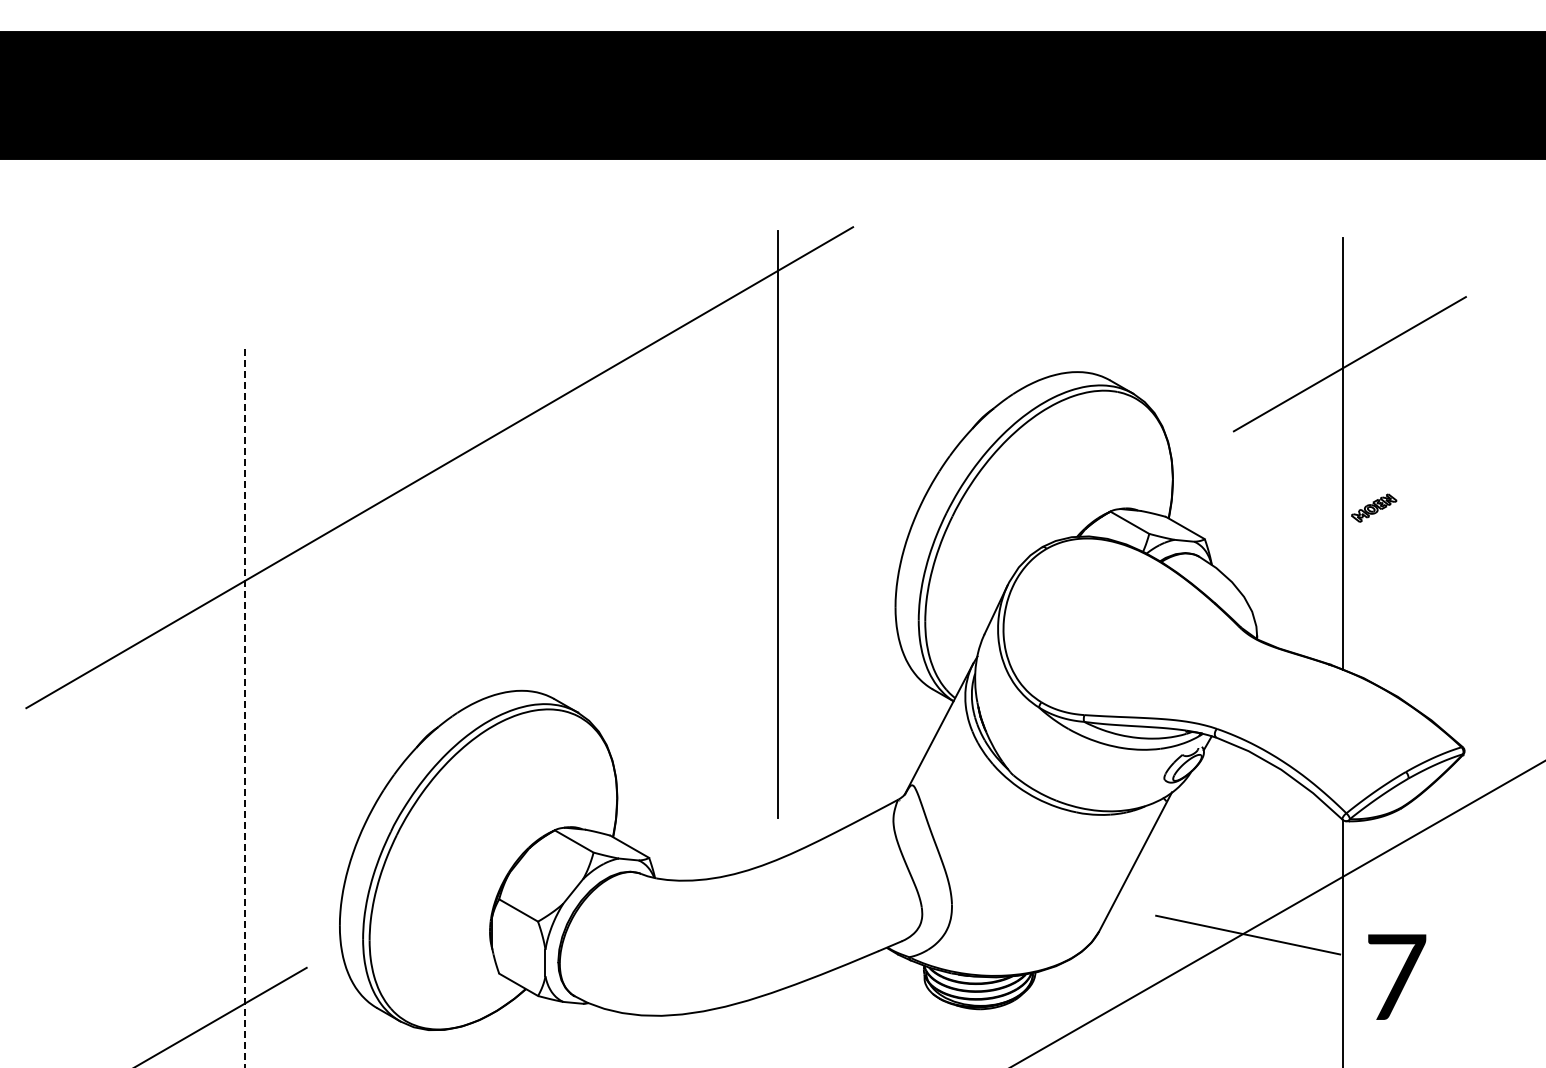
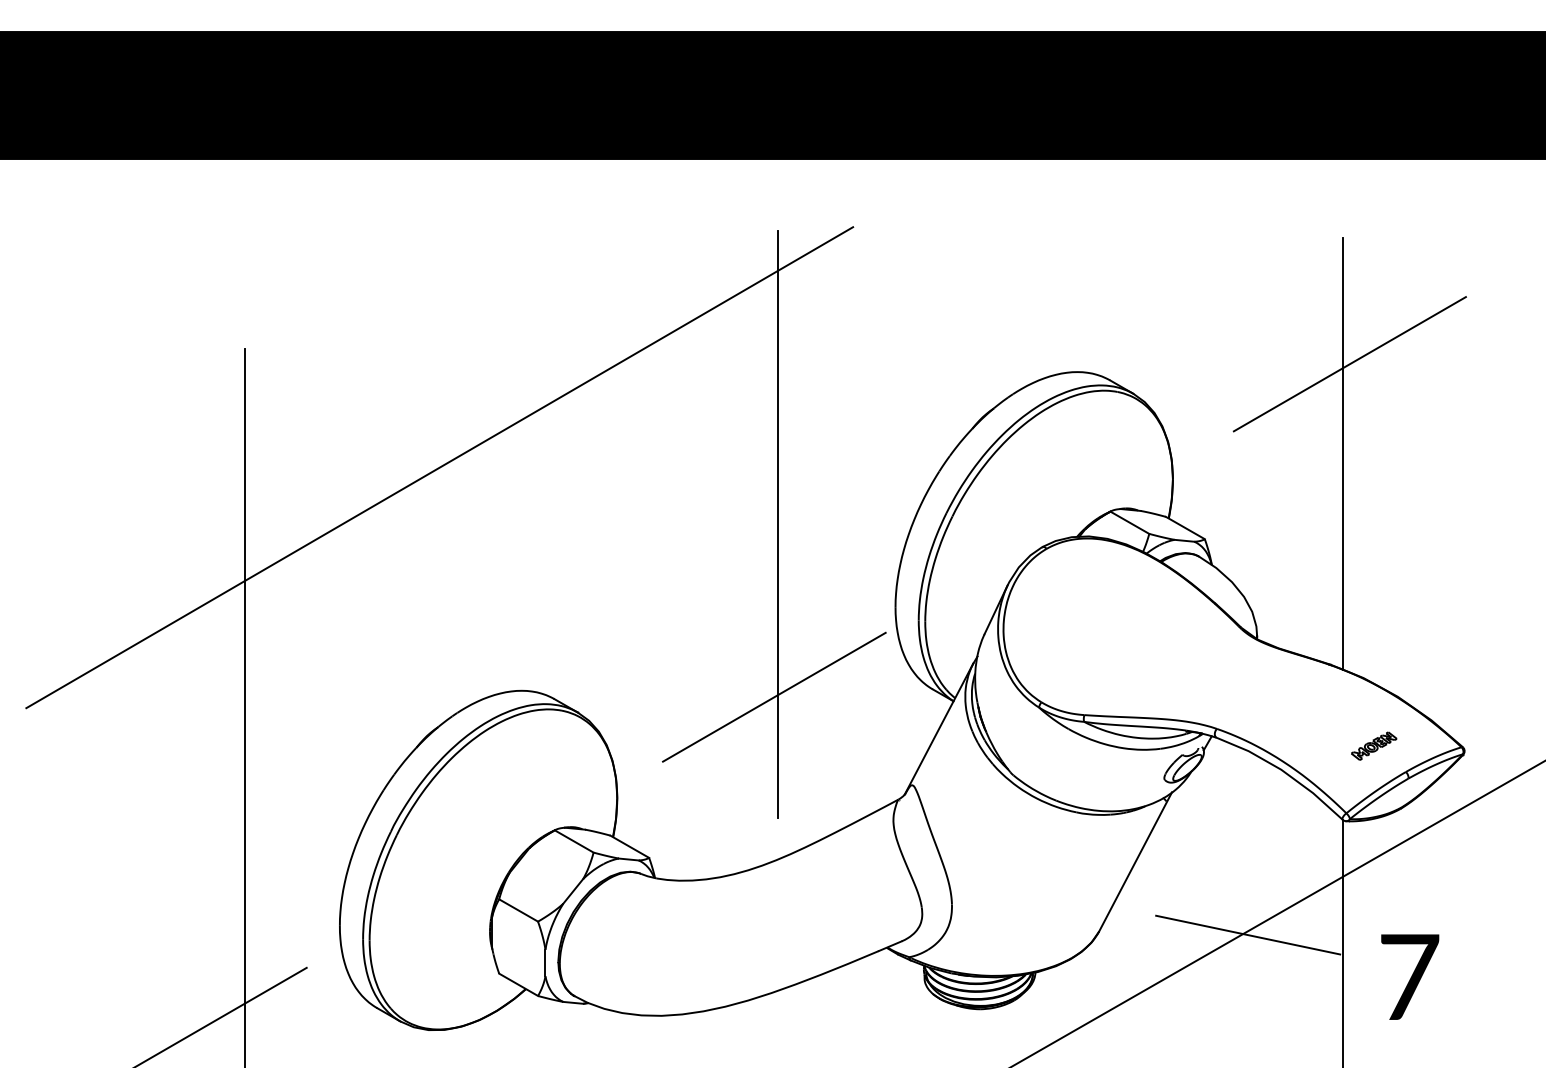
part position: (1374, 507) -> (1374, 745) (1374, 745)
line: none -> present (774, 696)
line: dashed -> solid (244, 708)
text position: (1397, 976) -> (1410, 976) (1410, 976)
